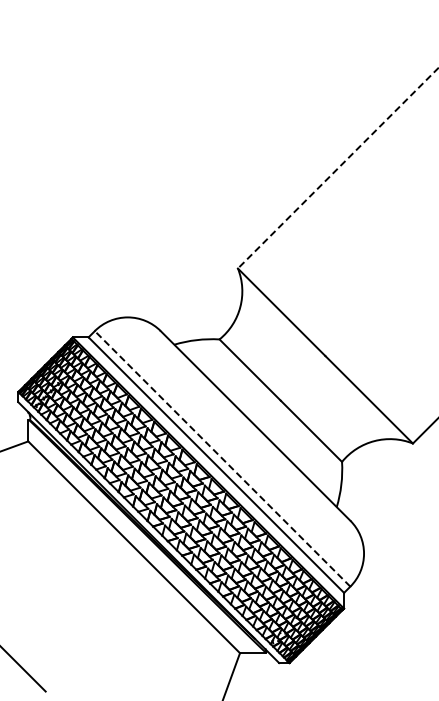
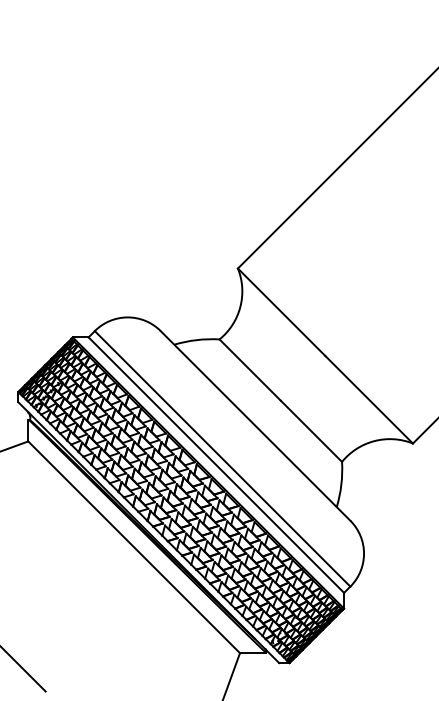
line: dashed -> solid (338, 168)
line: dashed -> solid (222, 458)
